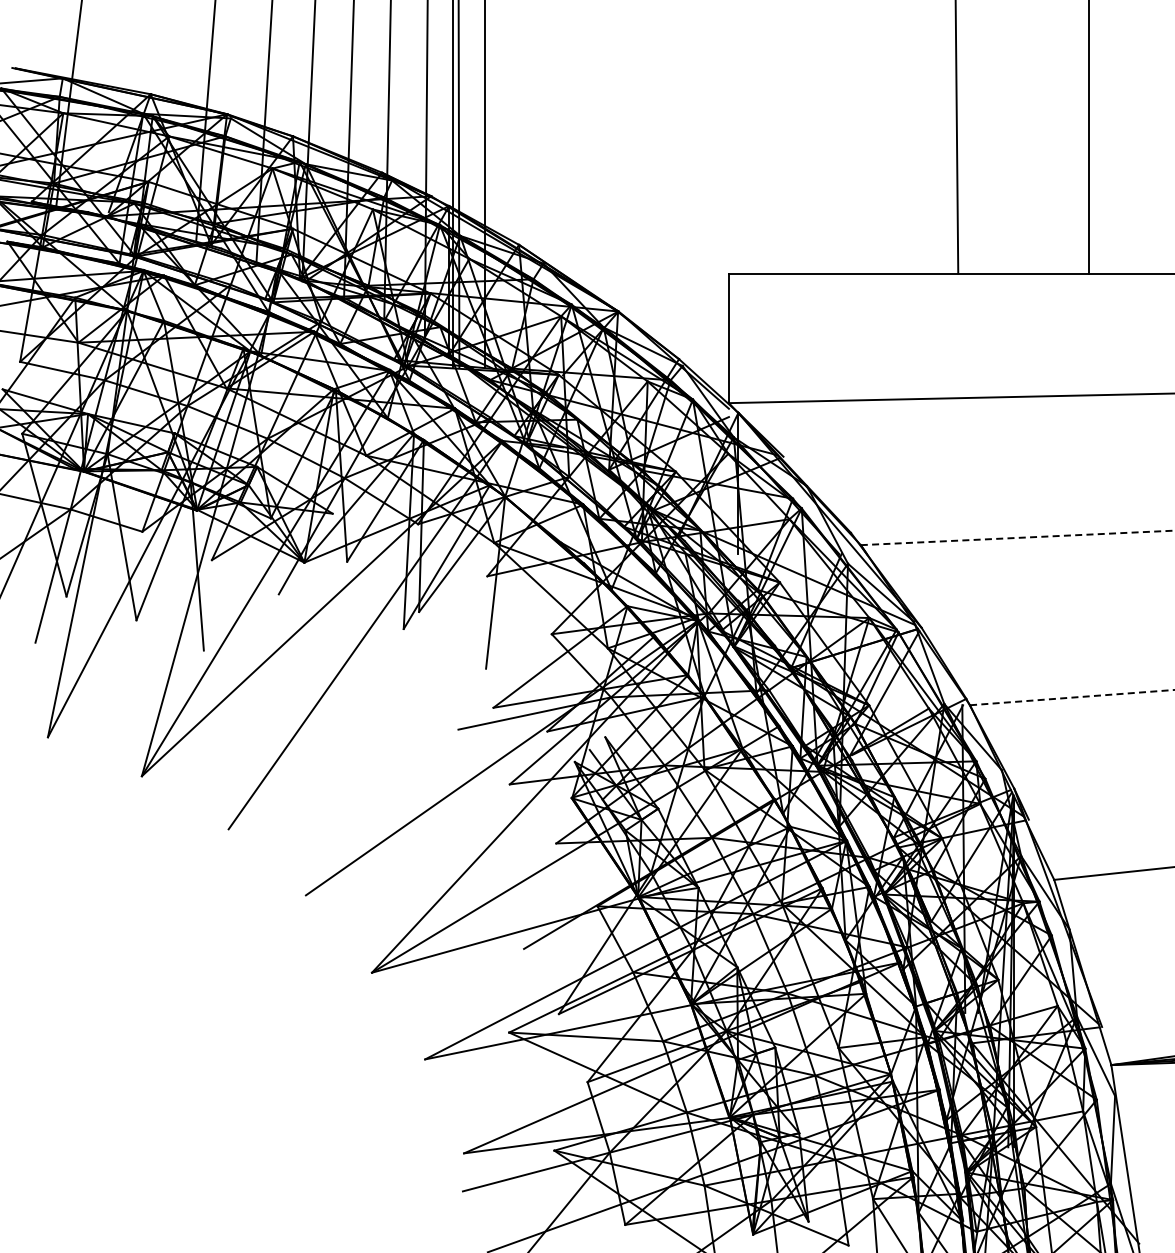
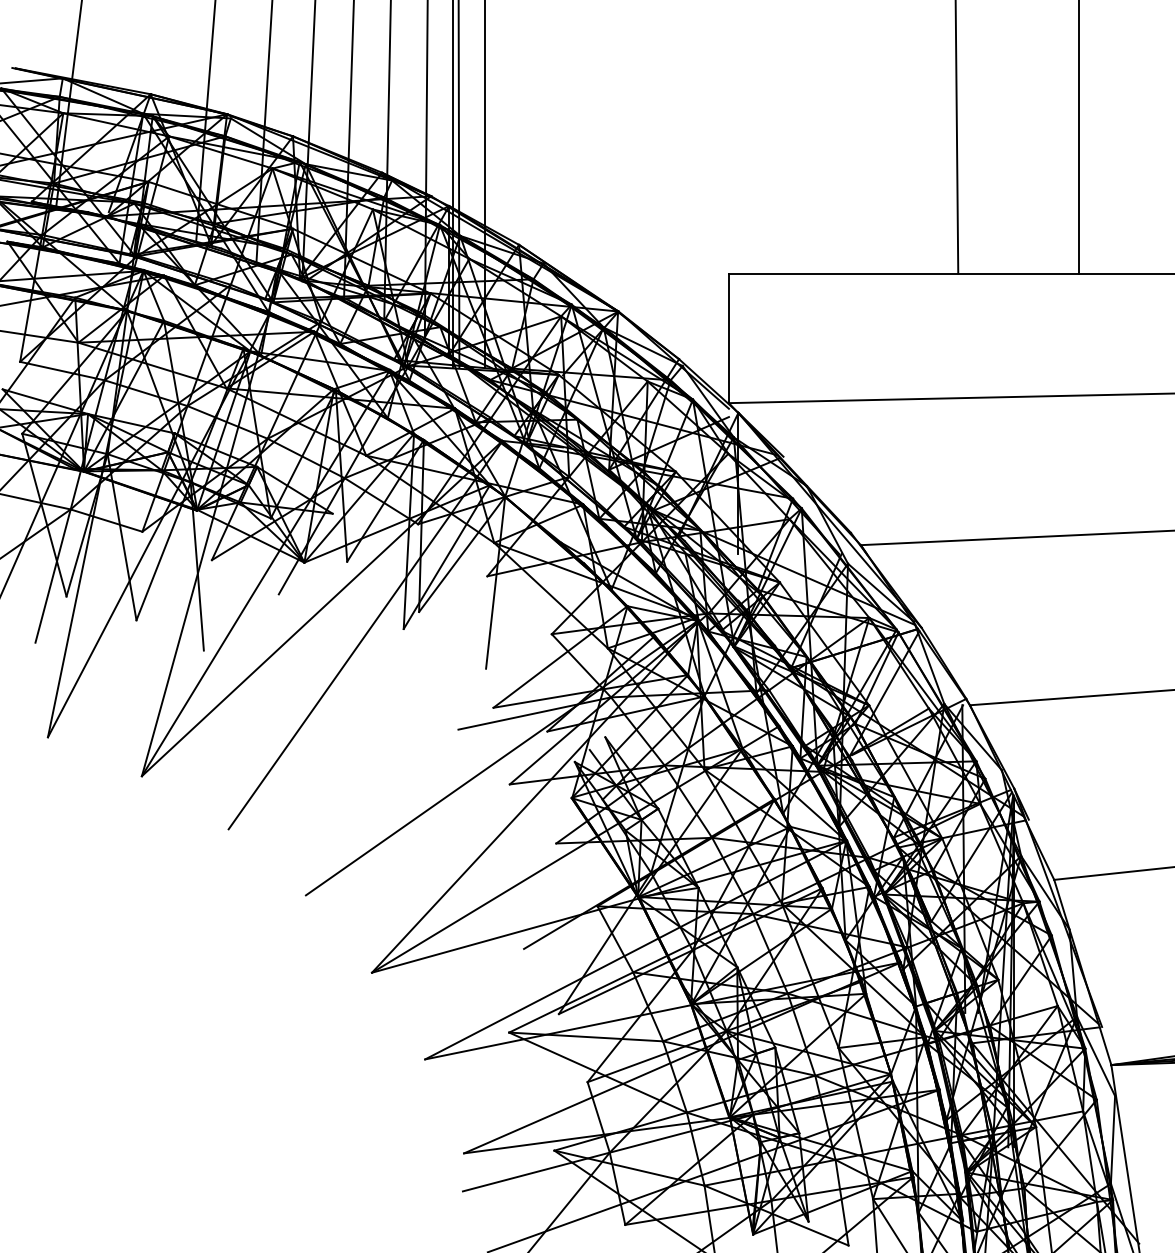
line position: (1089, 137) -> (1079, 137) (1079, 137)
line: dashed -> solid (1017, 537)
line: dashed -> solid (1072, 697)
